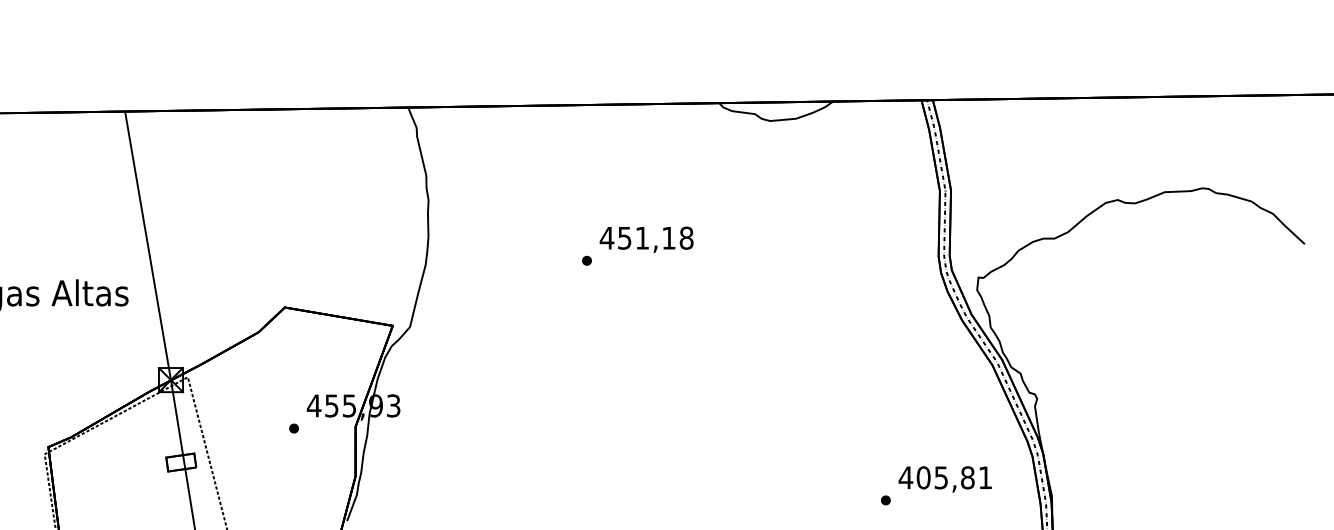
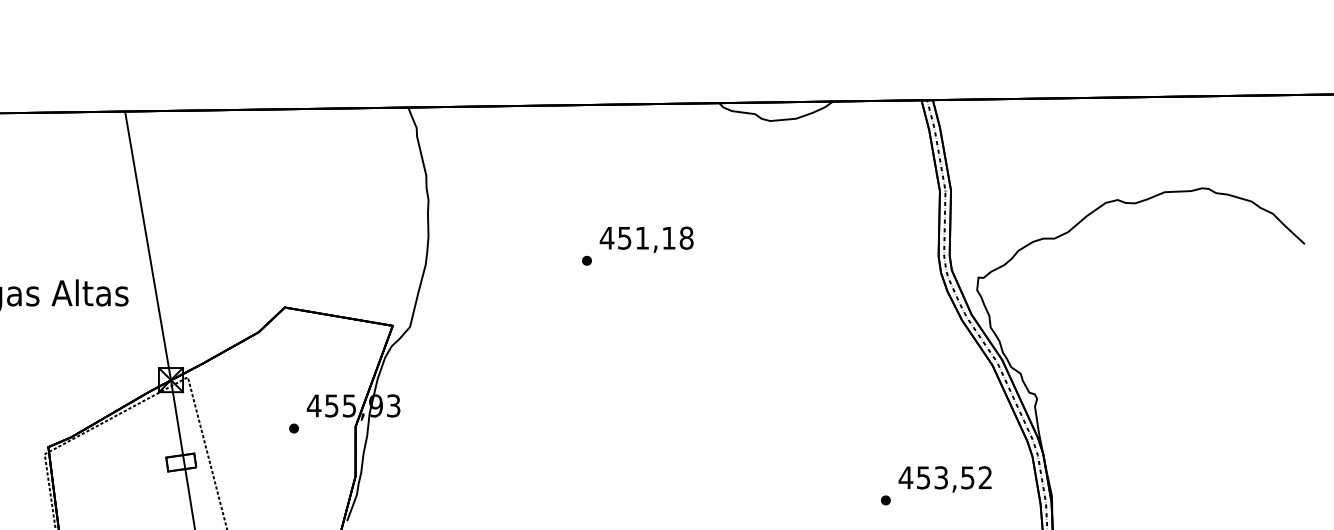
text: 405,81 -> 453,52 (953, 477)
